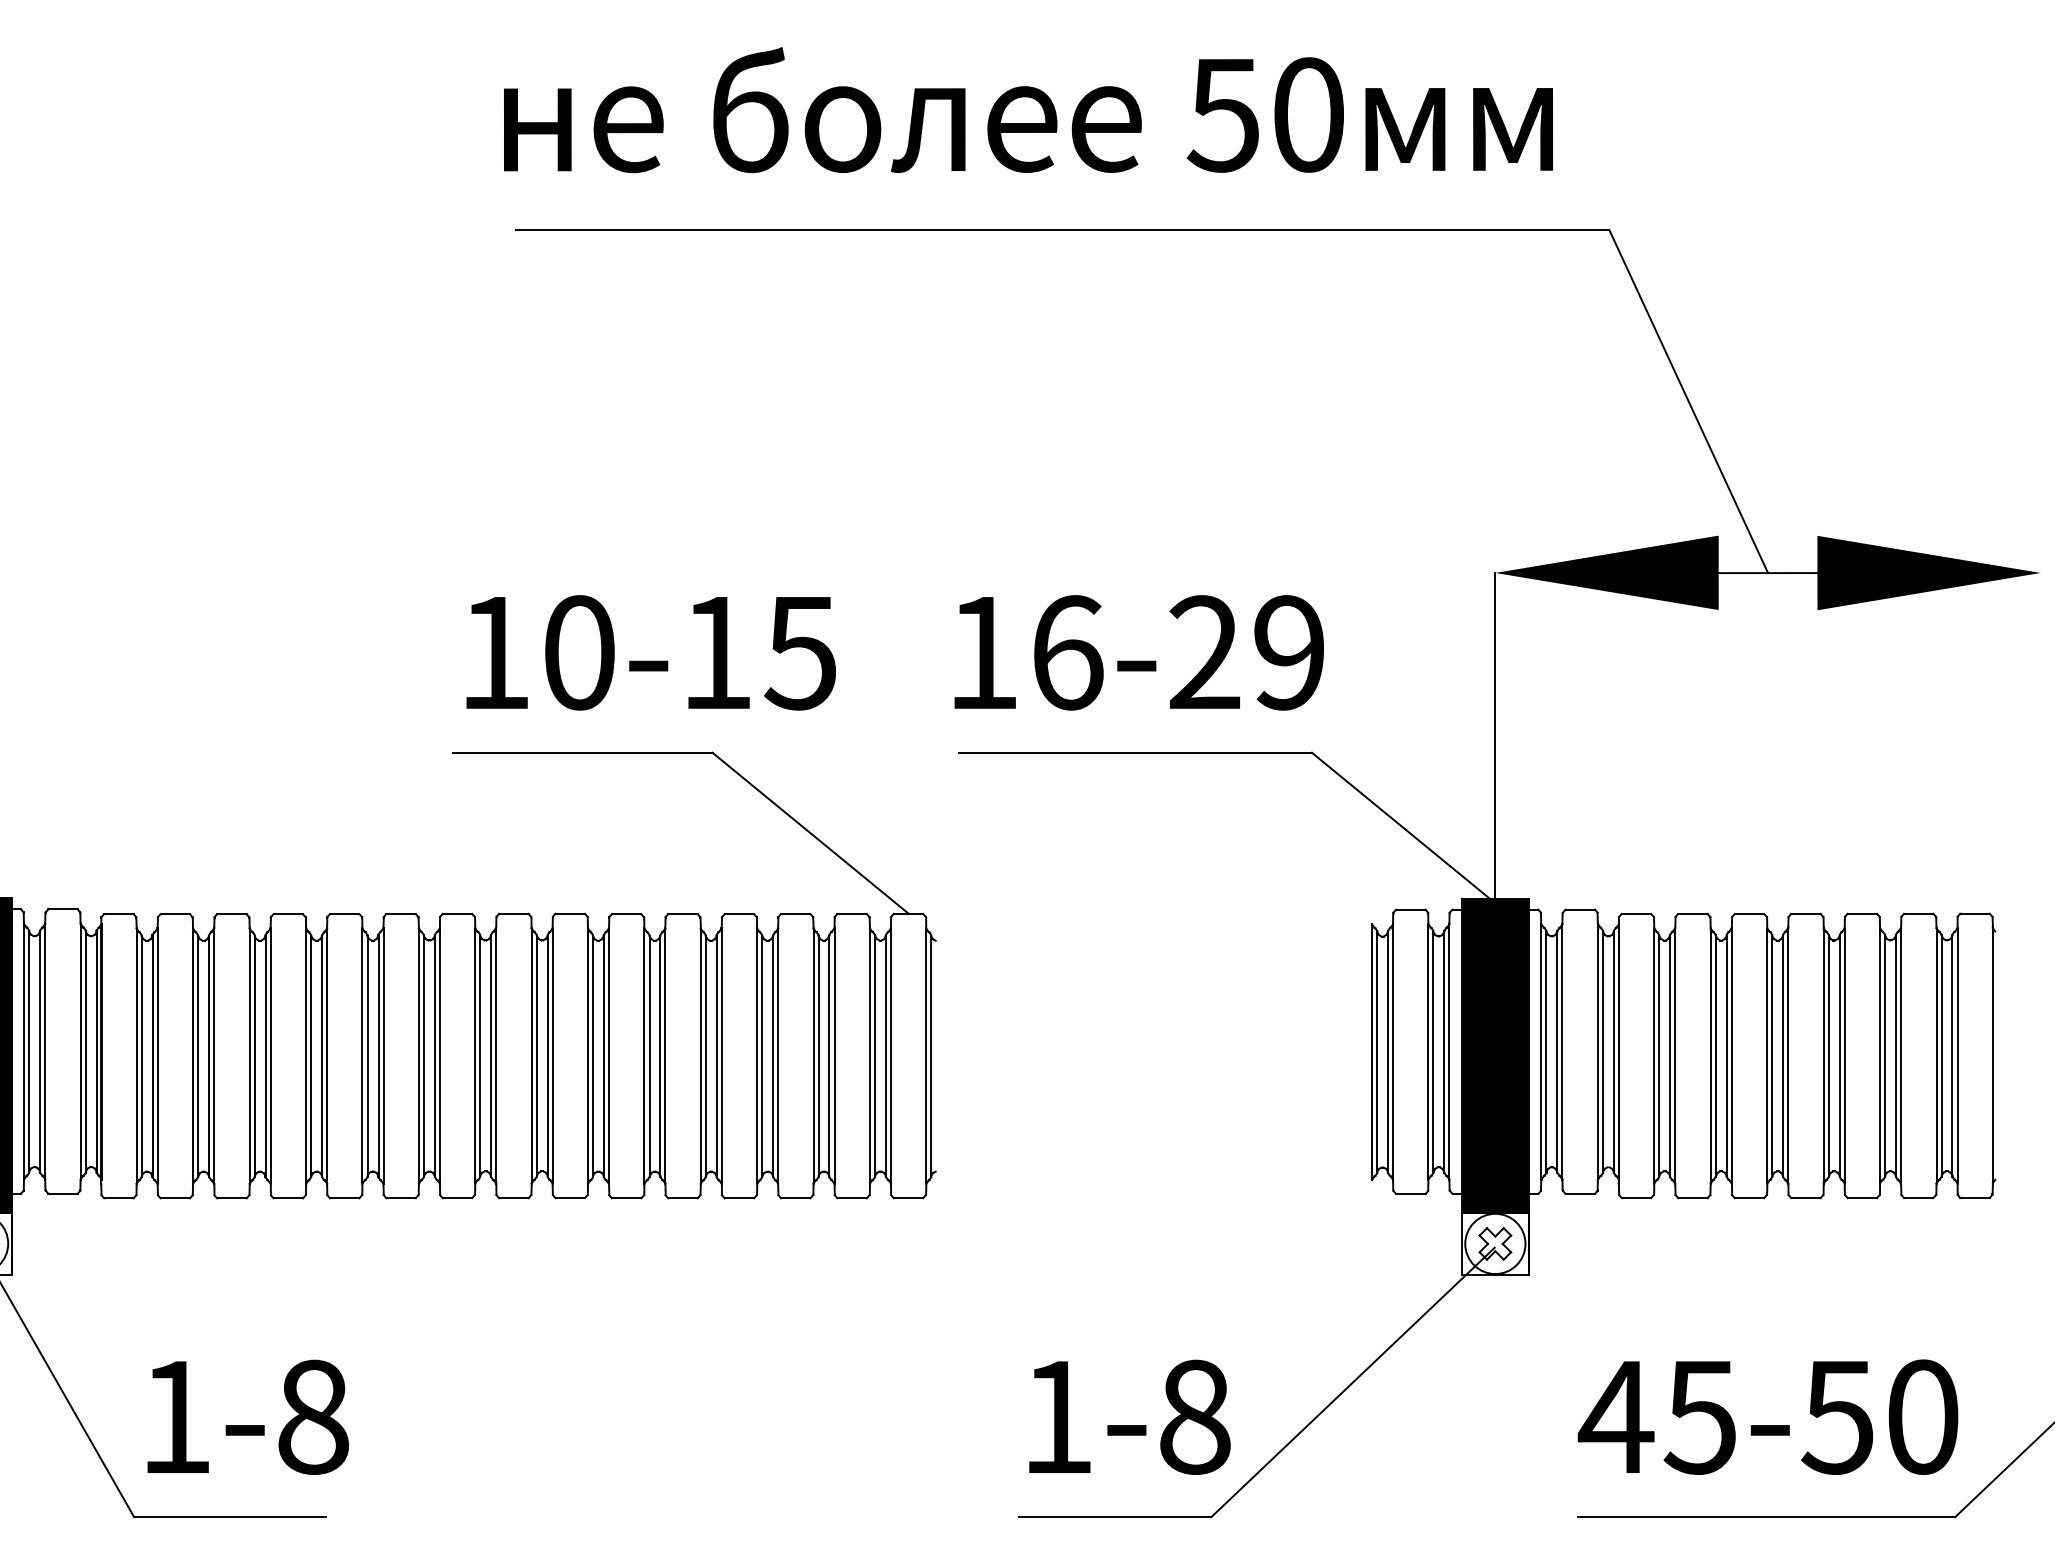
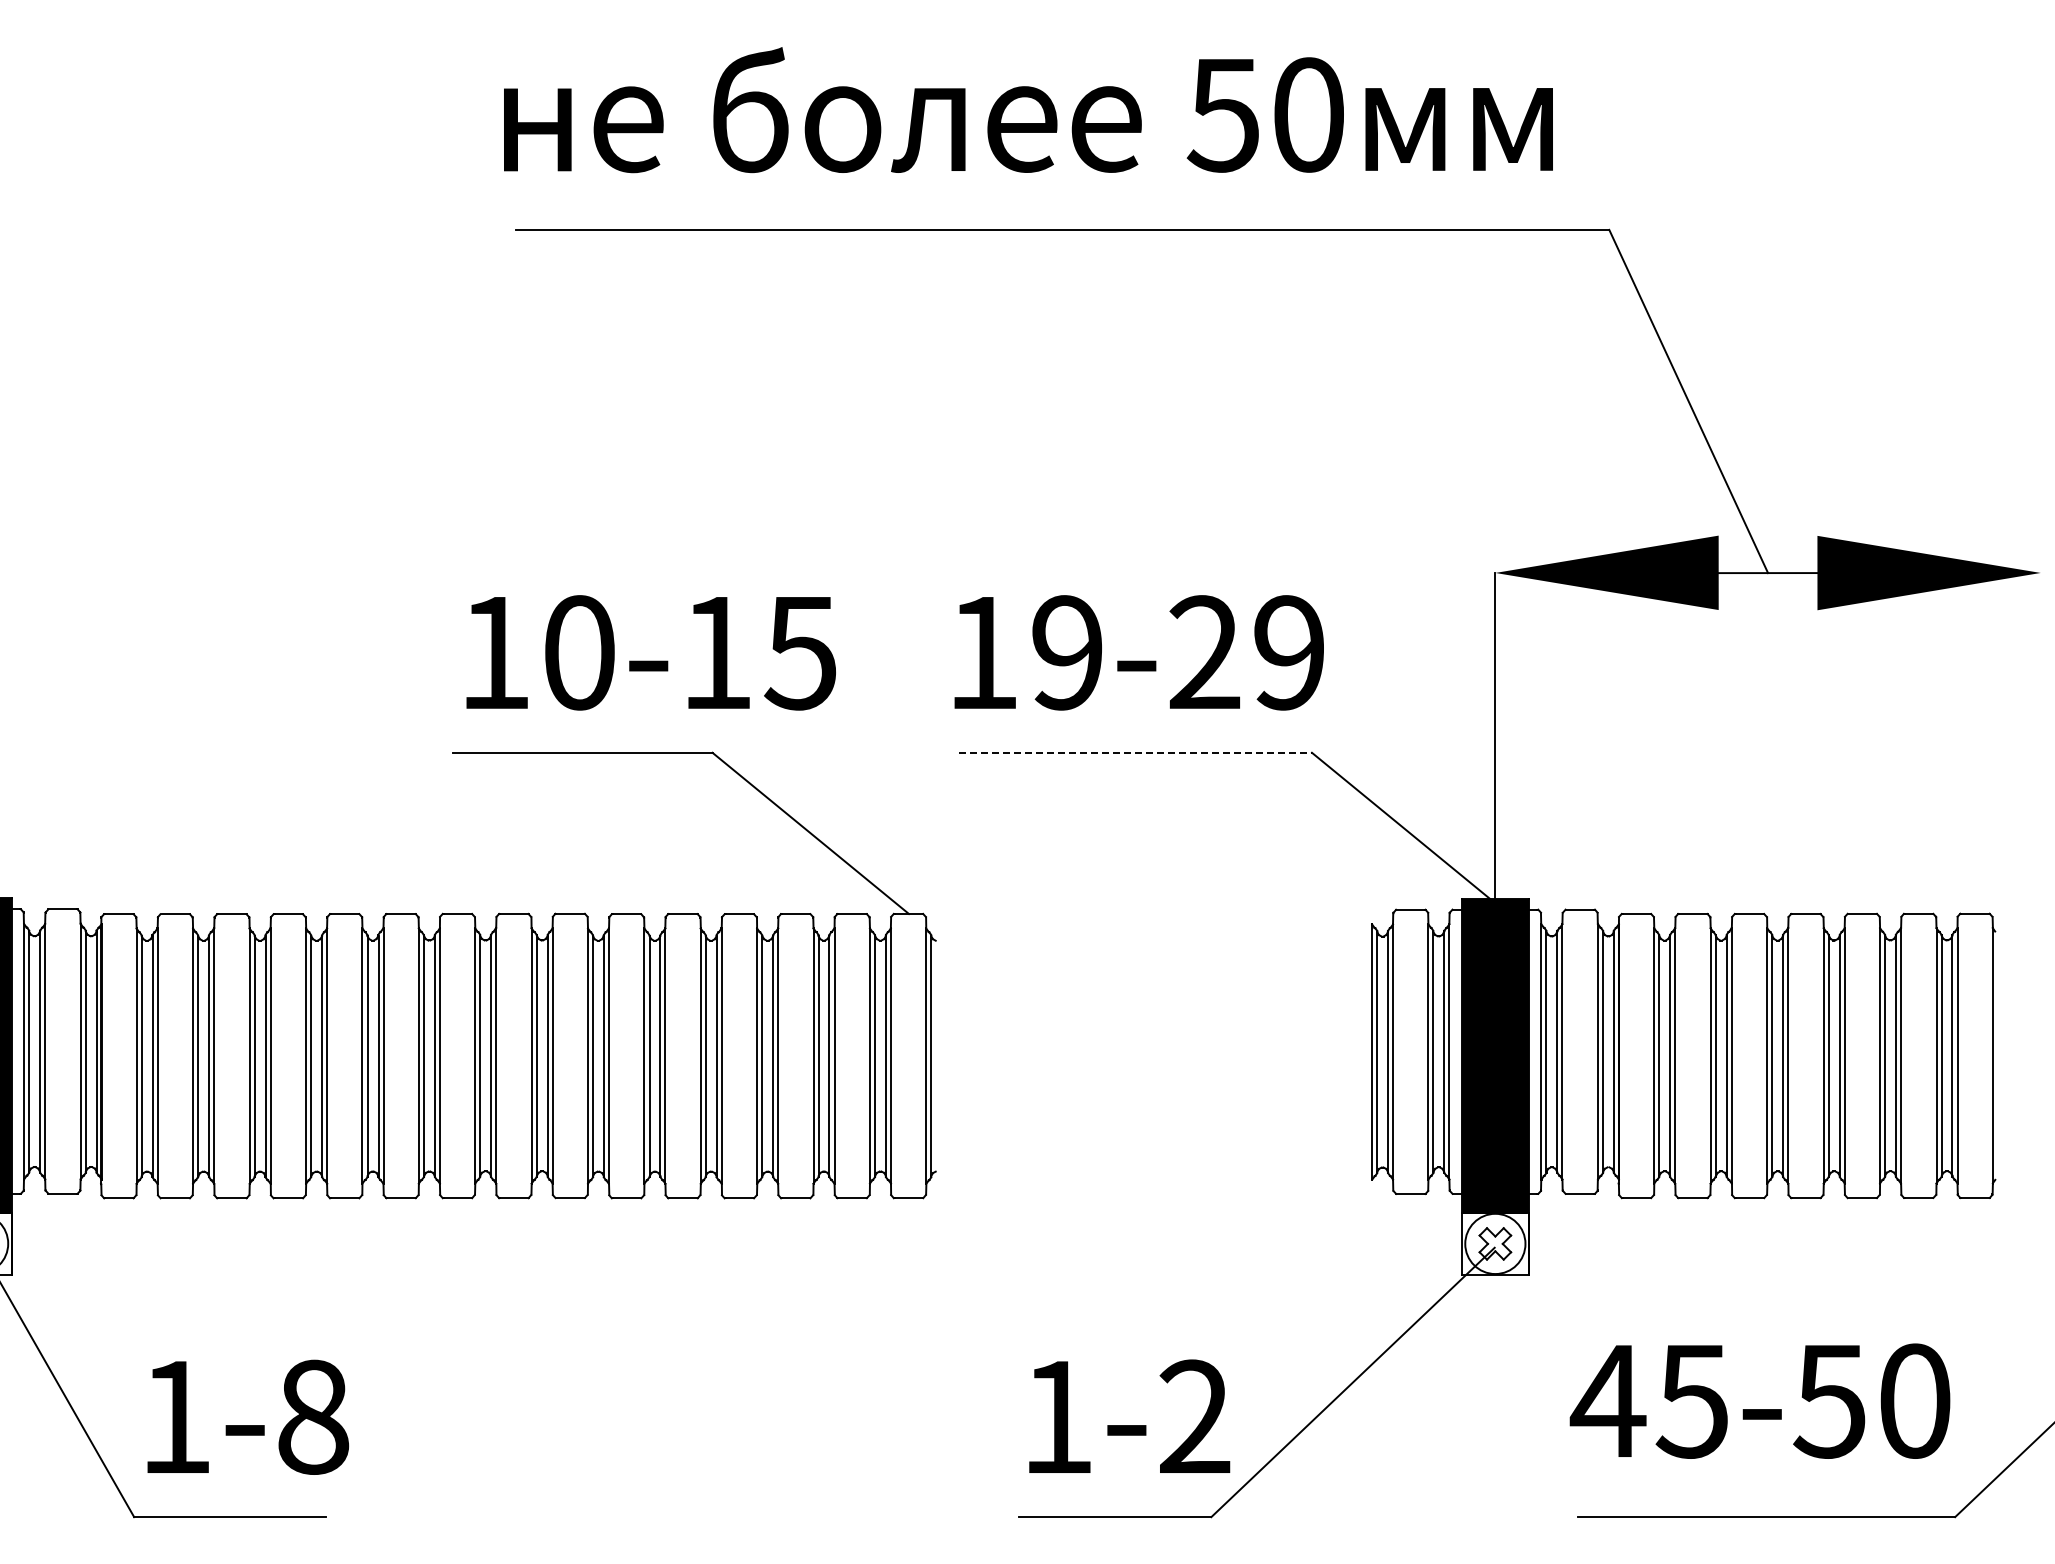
text: 16-29 -> 19-29 (1067, 652)
line: solid -> dashed (1135, 752)
text: 1-8 -> 1-2 (1194, 1416)
text position: (1767, 1416) -> (1759, 1400) (1759, 1400)
